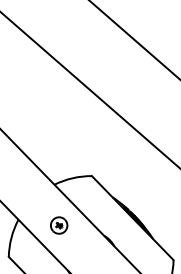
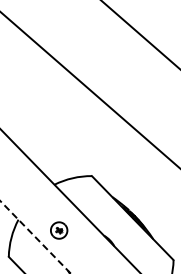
line position: (134, 39) -> (140, 34) (140, 34)
part position: (59, 225) -> (59, 230) (59, 230)
line: solid -> dashed (35, 237)
